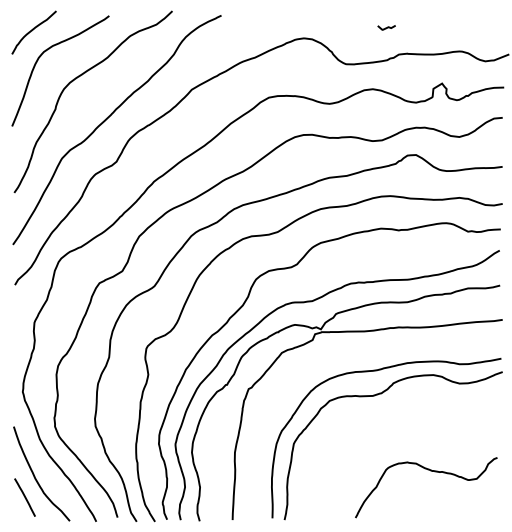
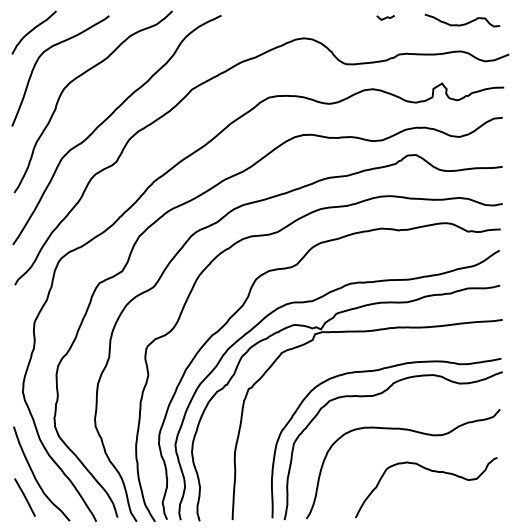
curve: none -> present (463, 23)
curve position: (386, 27) -> (385, 17) (385, 17)
curve: none -> present (410, 431)
